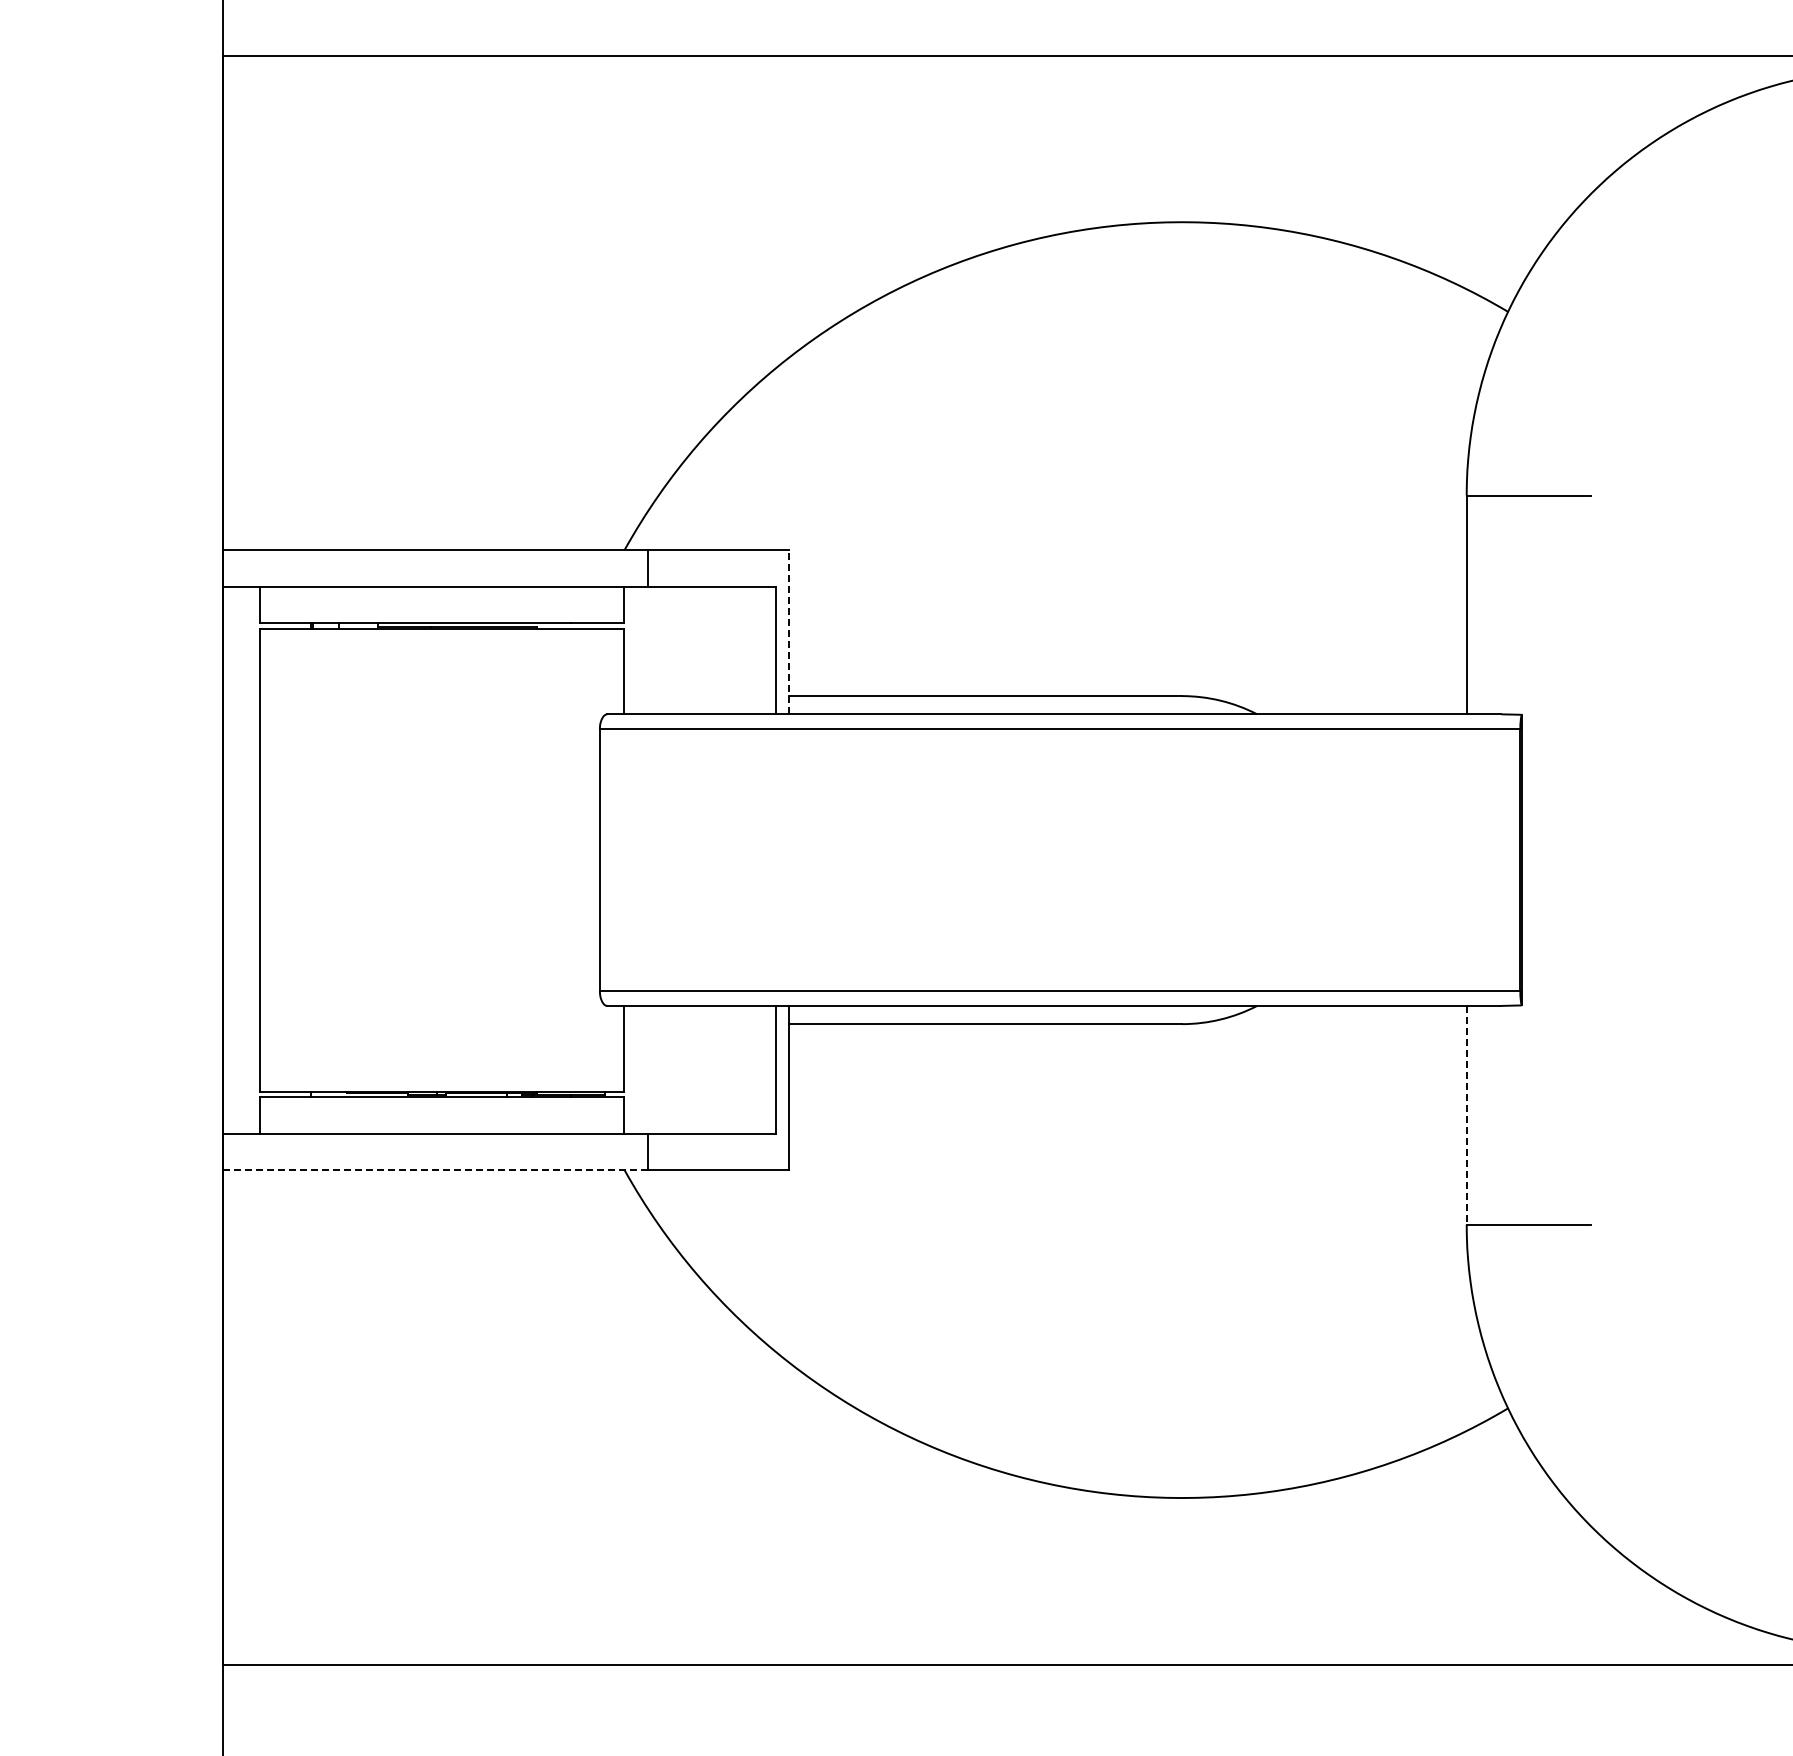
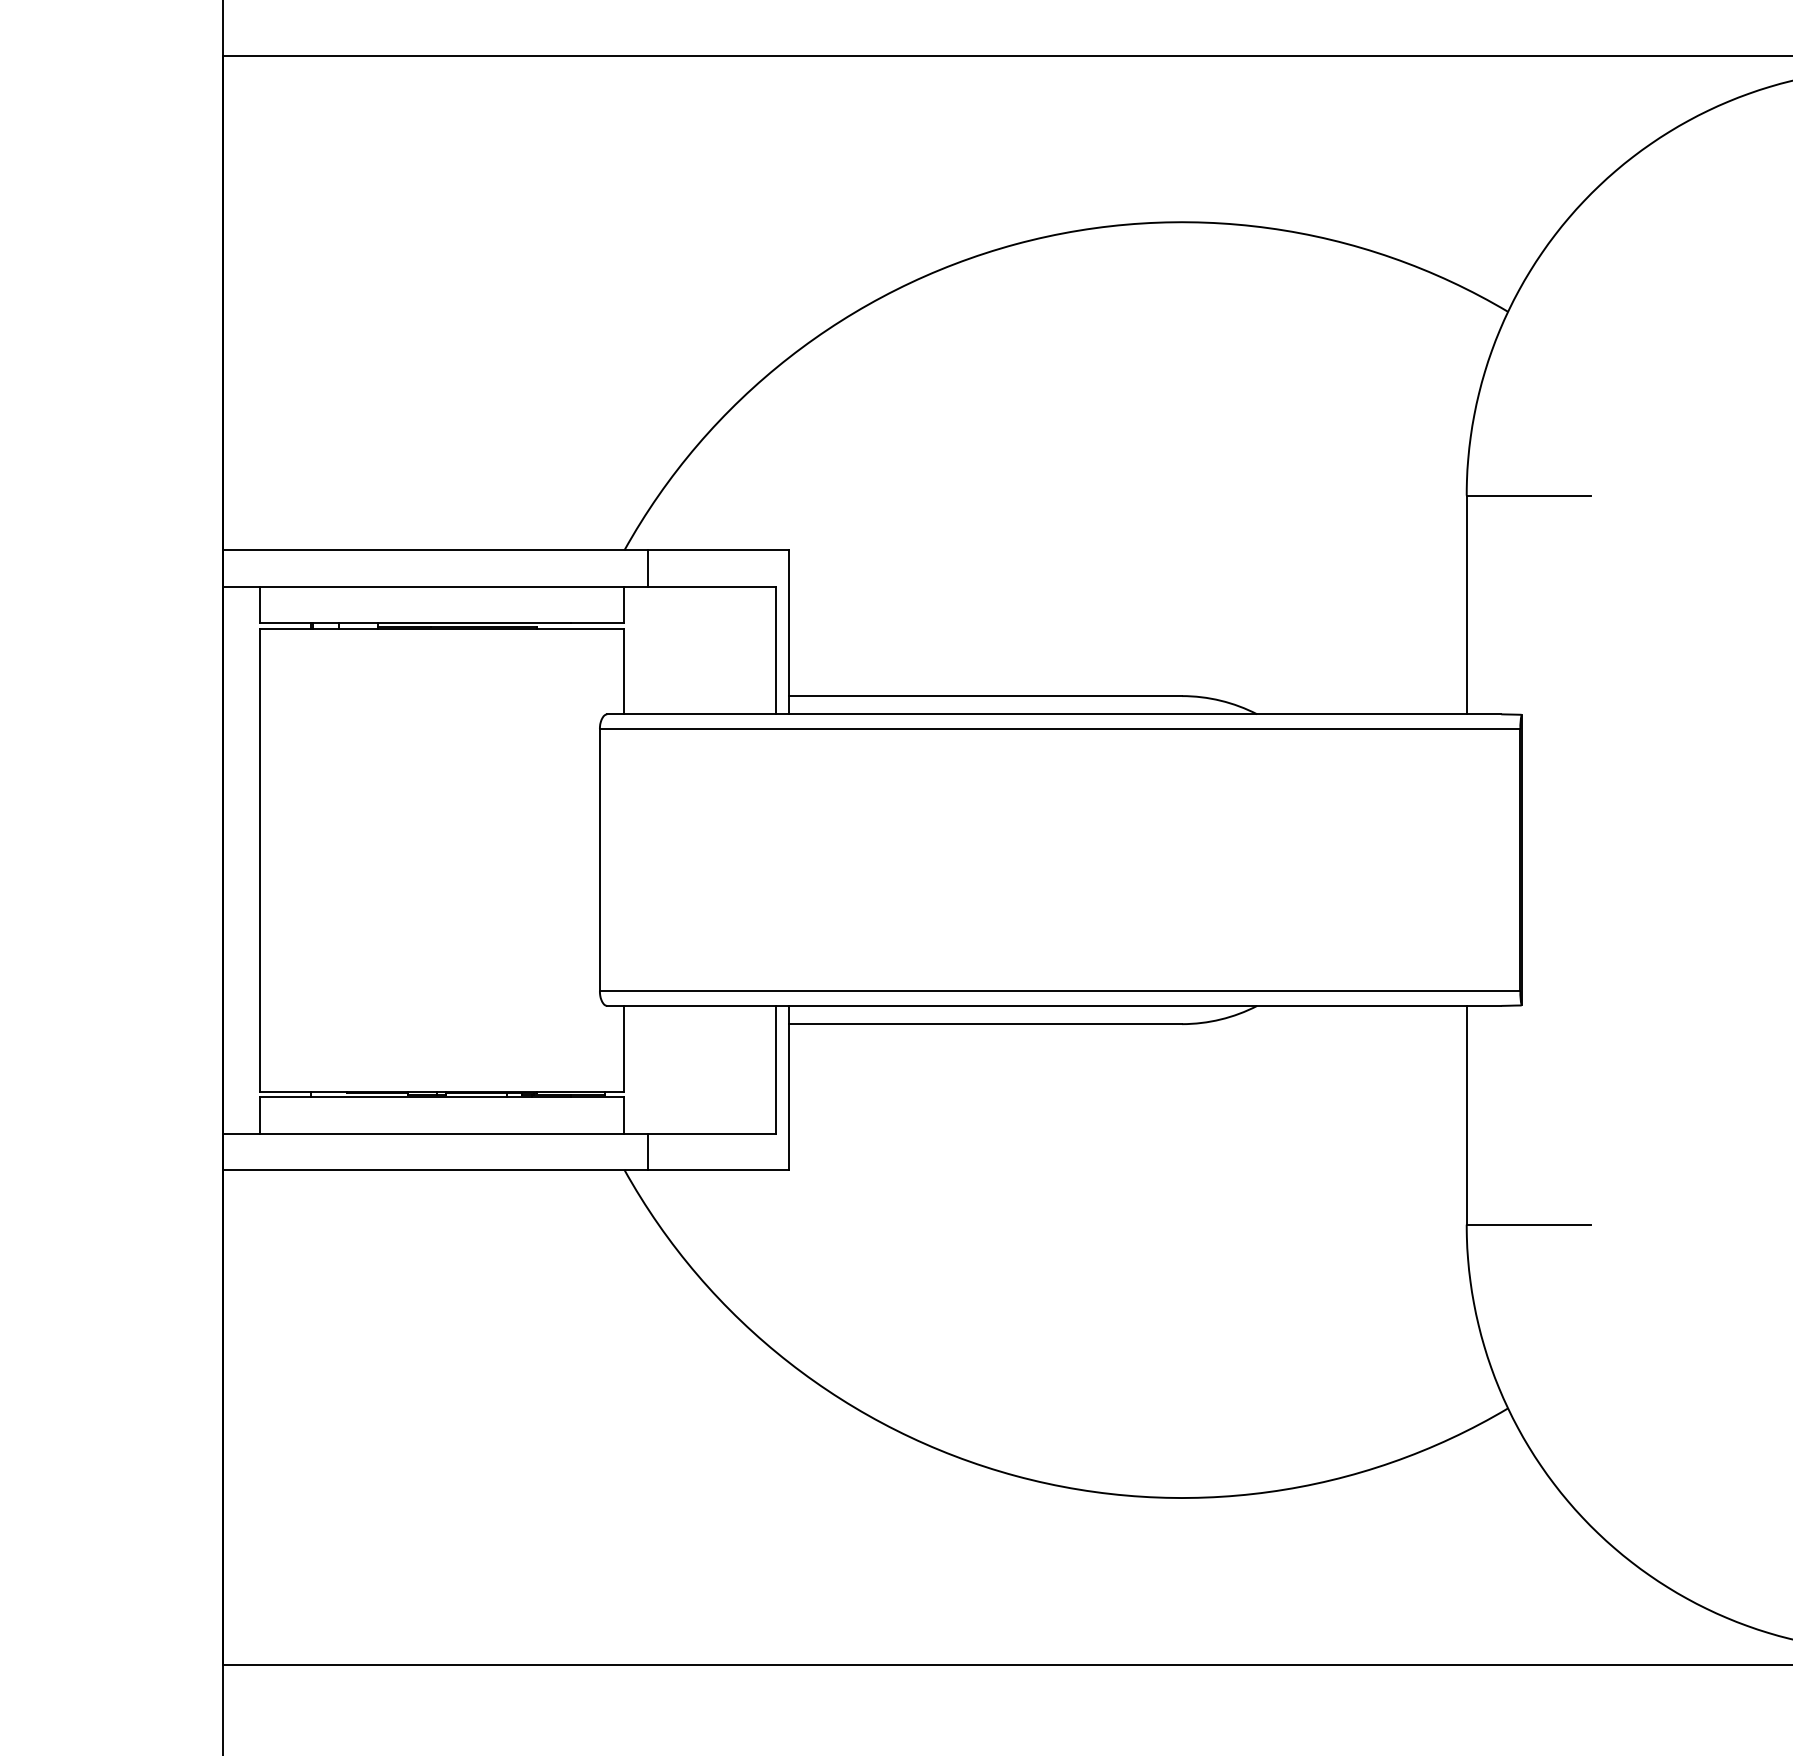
line: dashed -> solid (789, 631)
line: dashed -> solid (1466, 1115)
line: dashed -> solid (435, 1169)
